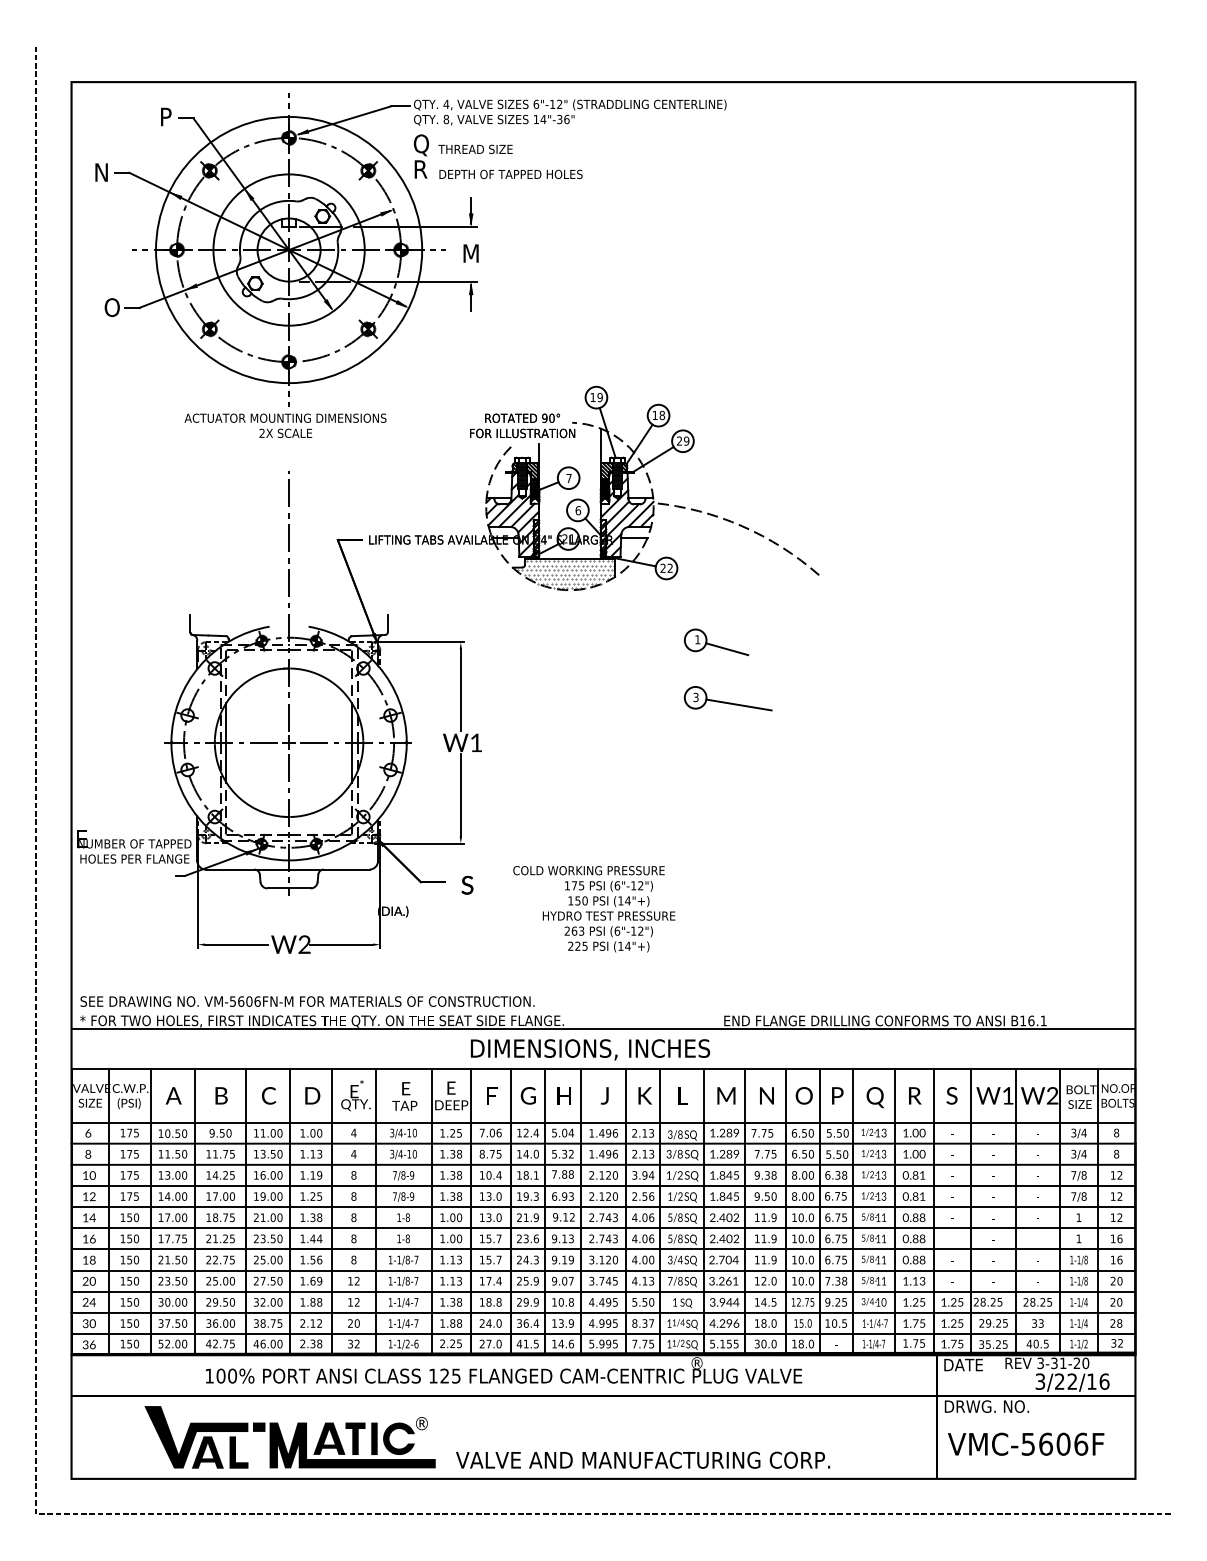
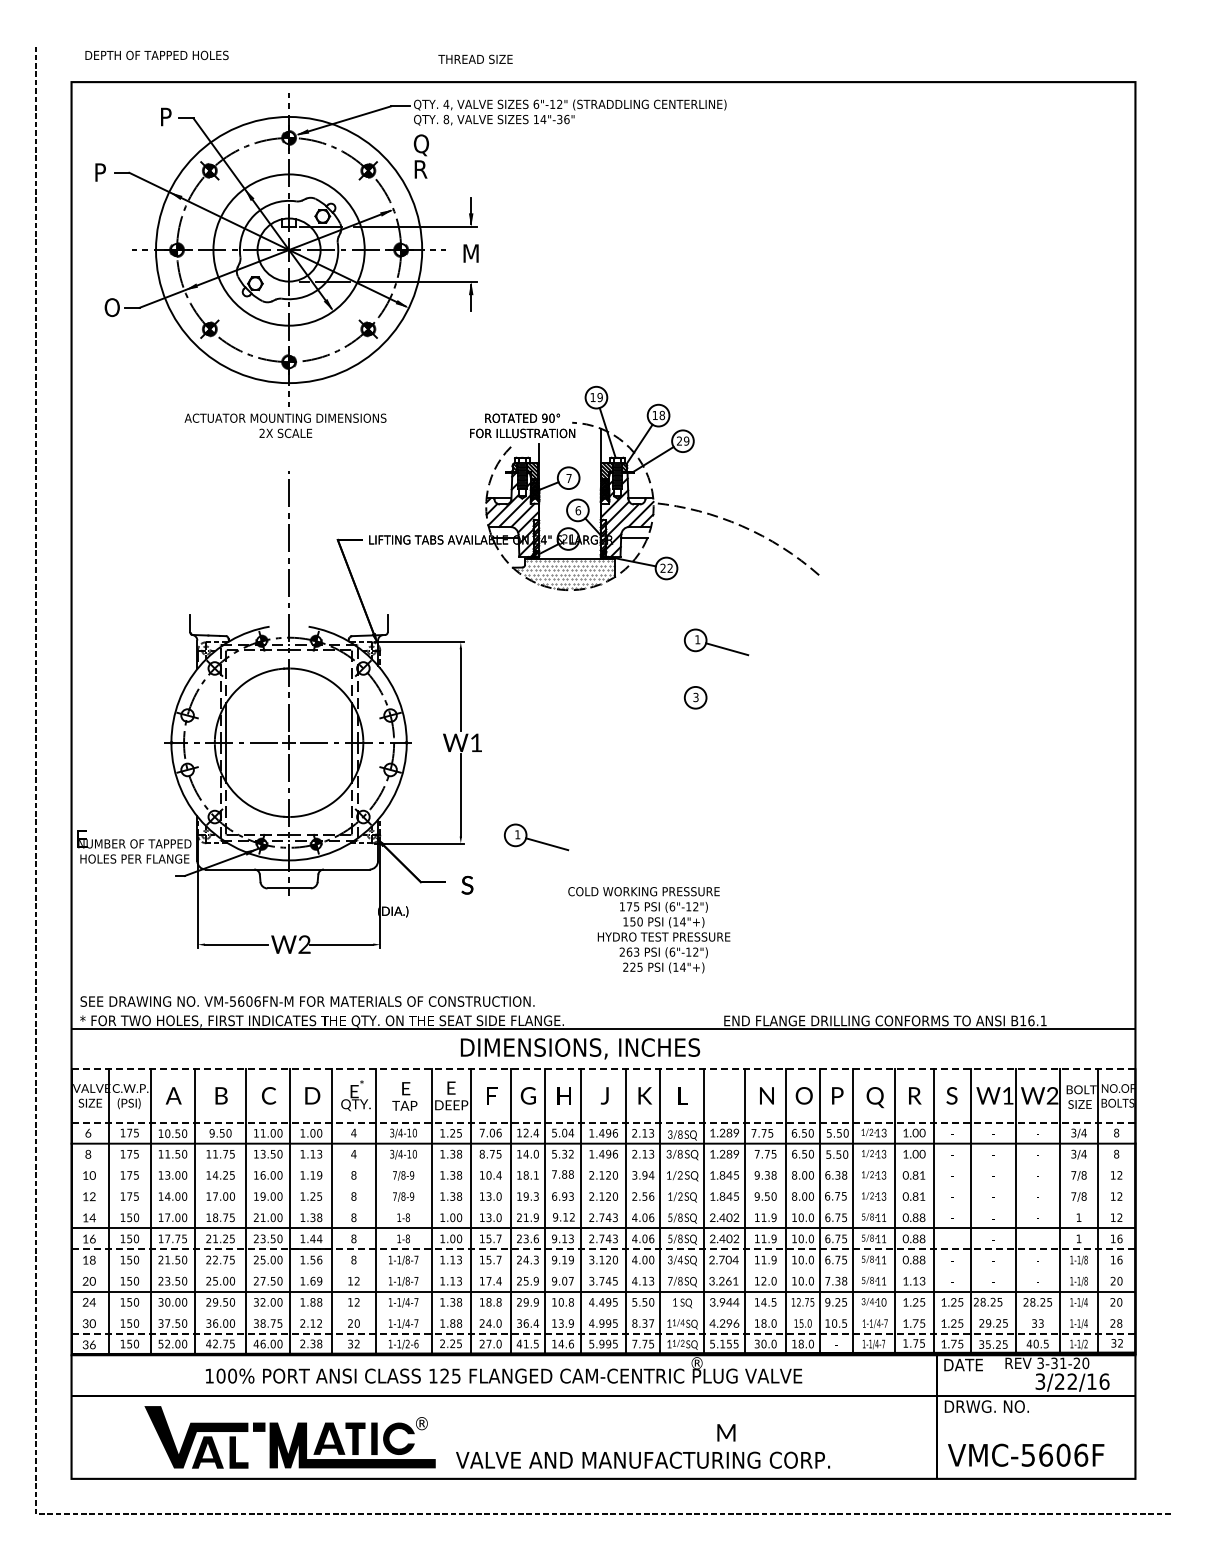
text position: (475, 148) -> (475, 58) (475, 58)
text: N -> P (102, 172)
text position: (510, 174) -> (156, 55) (156, 55)
line: present -> none (738, 704)
part: none -> present (536, 837)
text position: (594, 909) -> (649, 930) (649, 930)
text position: (590, 1049) -> (580, 1048) (580, 1048)
line: solid -> dashed (603, 1069)
text position: (726, 1095) -> (726, 1432) (726, 1432)
line: solid -> dashed (603, 1122)
line: present -> none (603, 1164)
line: present -> none (603, 1186)
line: present -> none (603, 1207)
line: solid -> dashed (603, 1249)
line: present -> none (603, 1270)
line: present -> none (603, 1312)
line: solid -> dashed (603, 1334)
text position: (1026, 1443) -> (1026, 1454) (1026, 1454)
